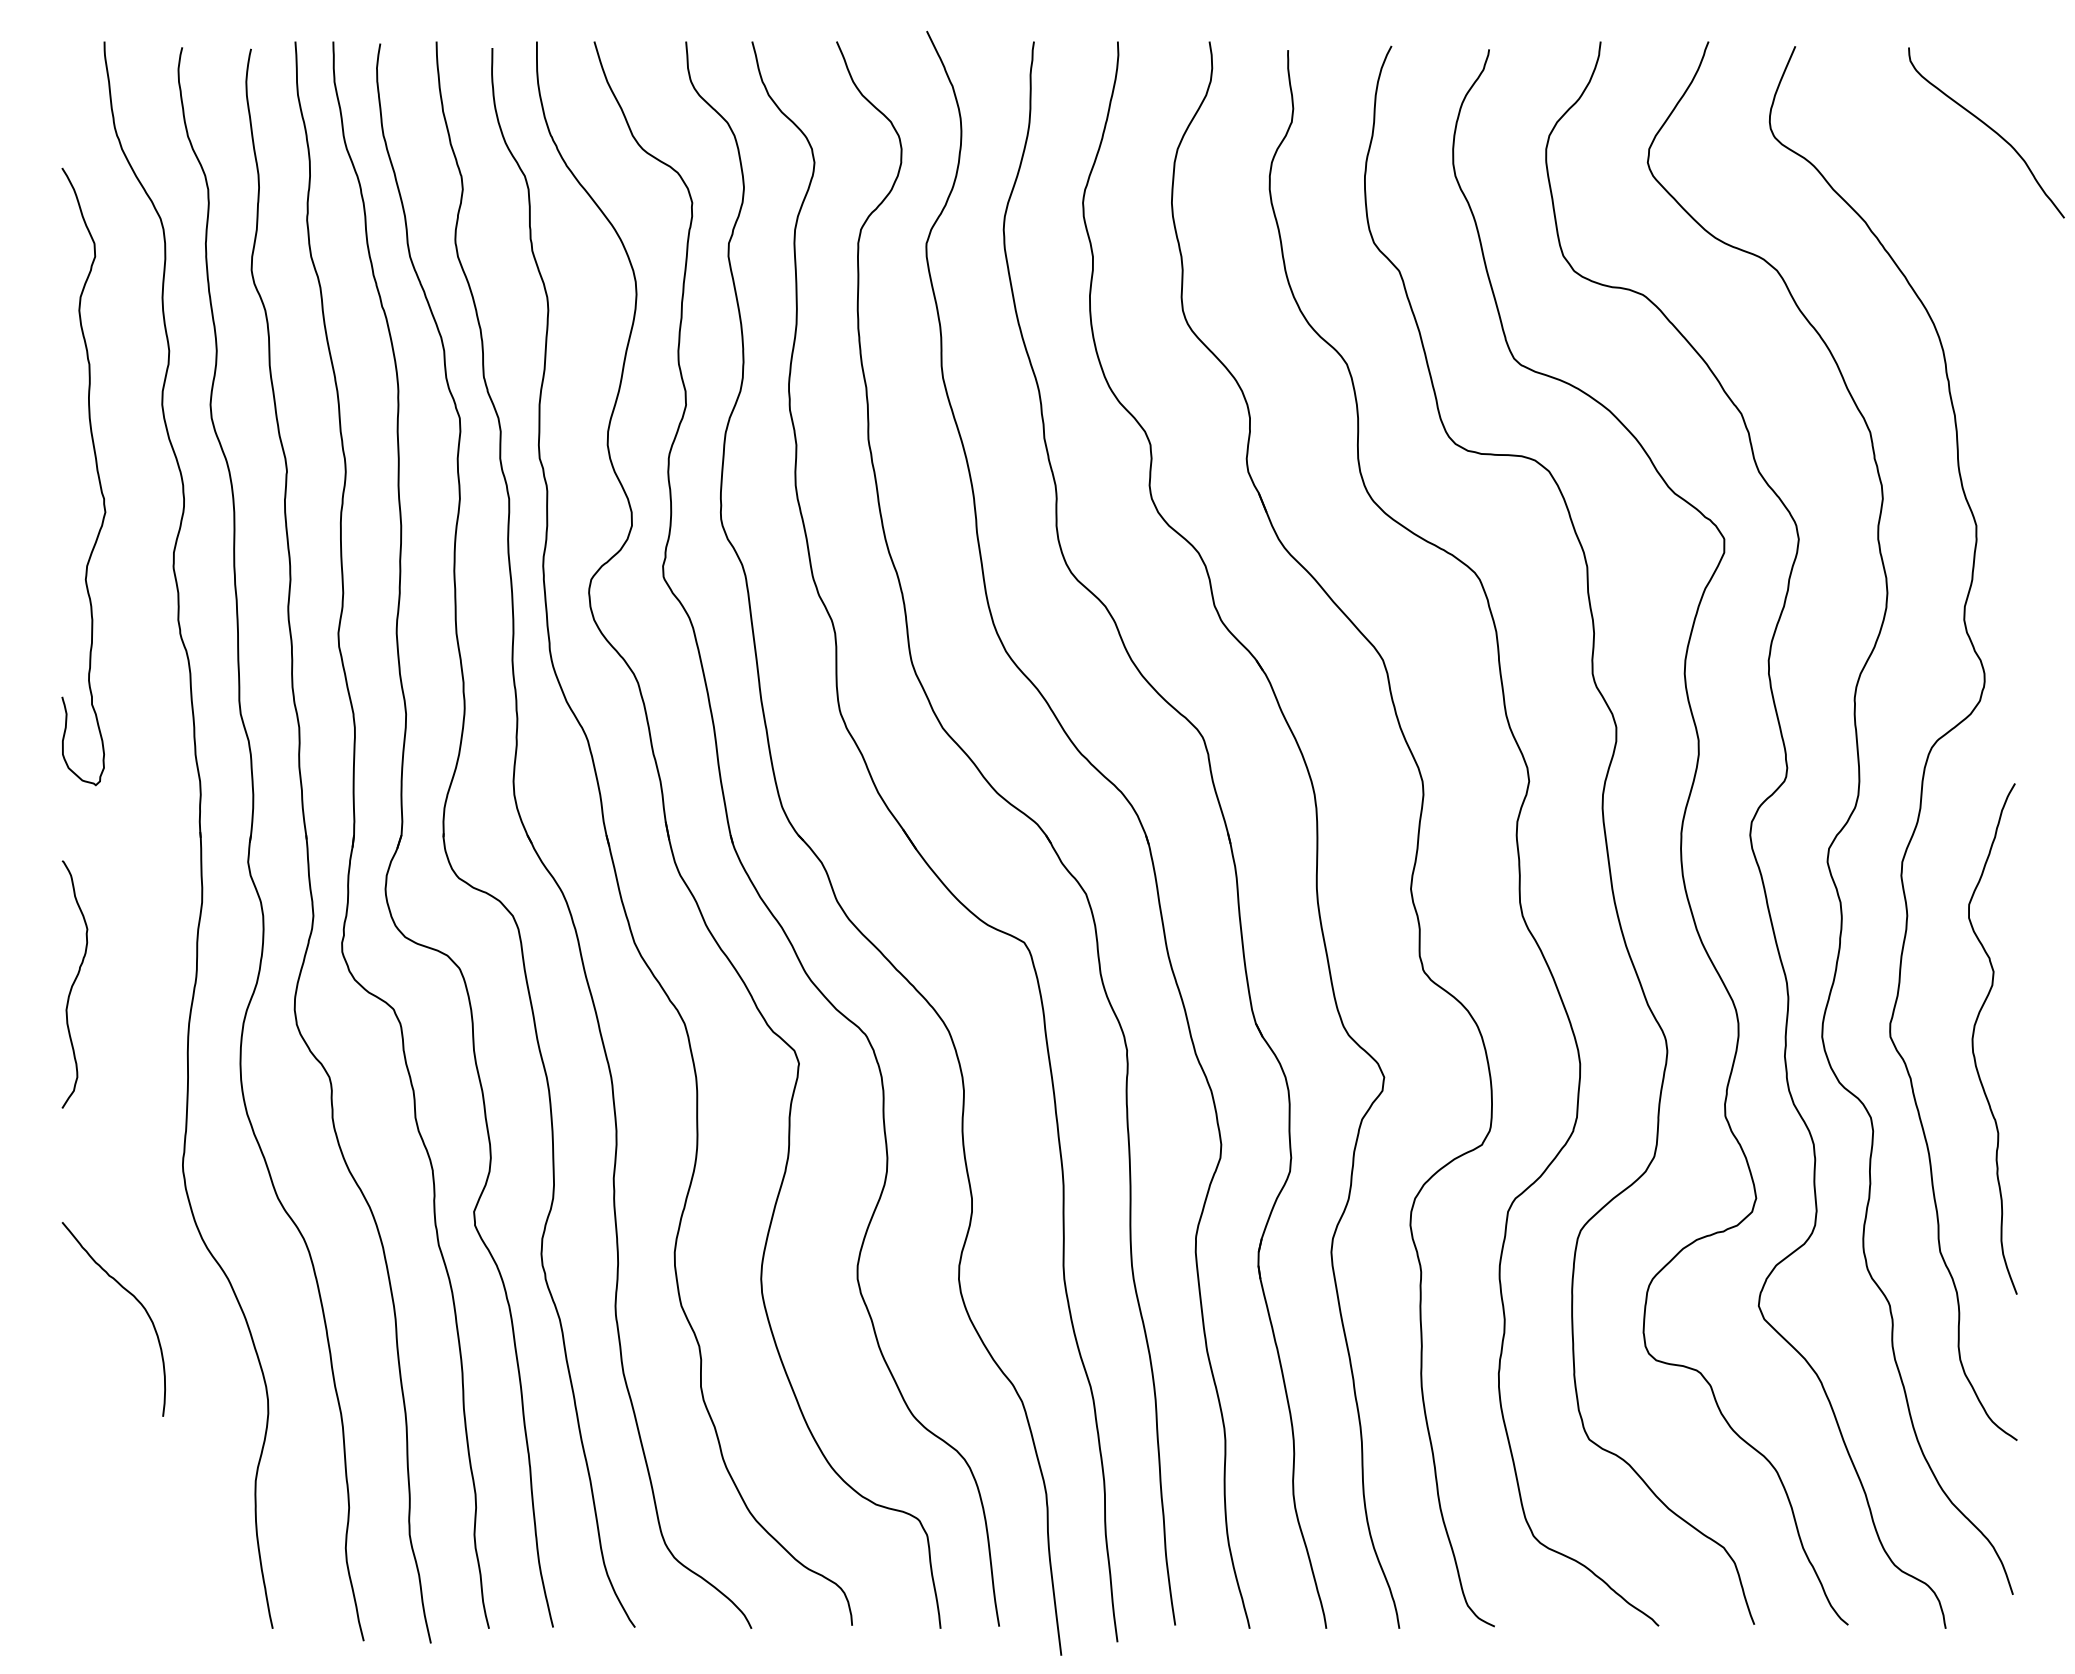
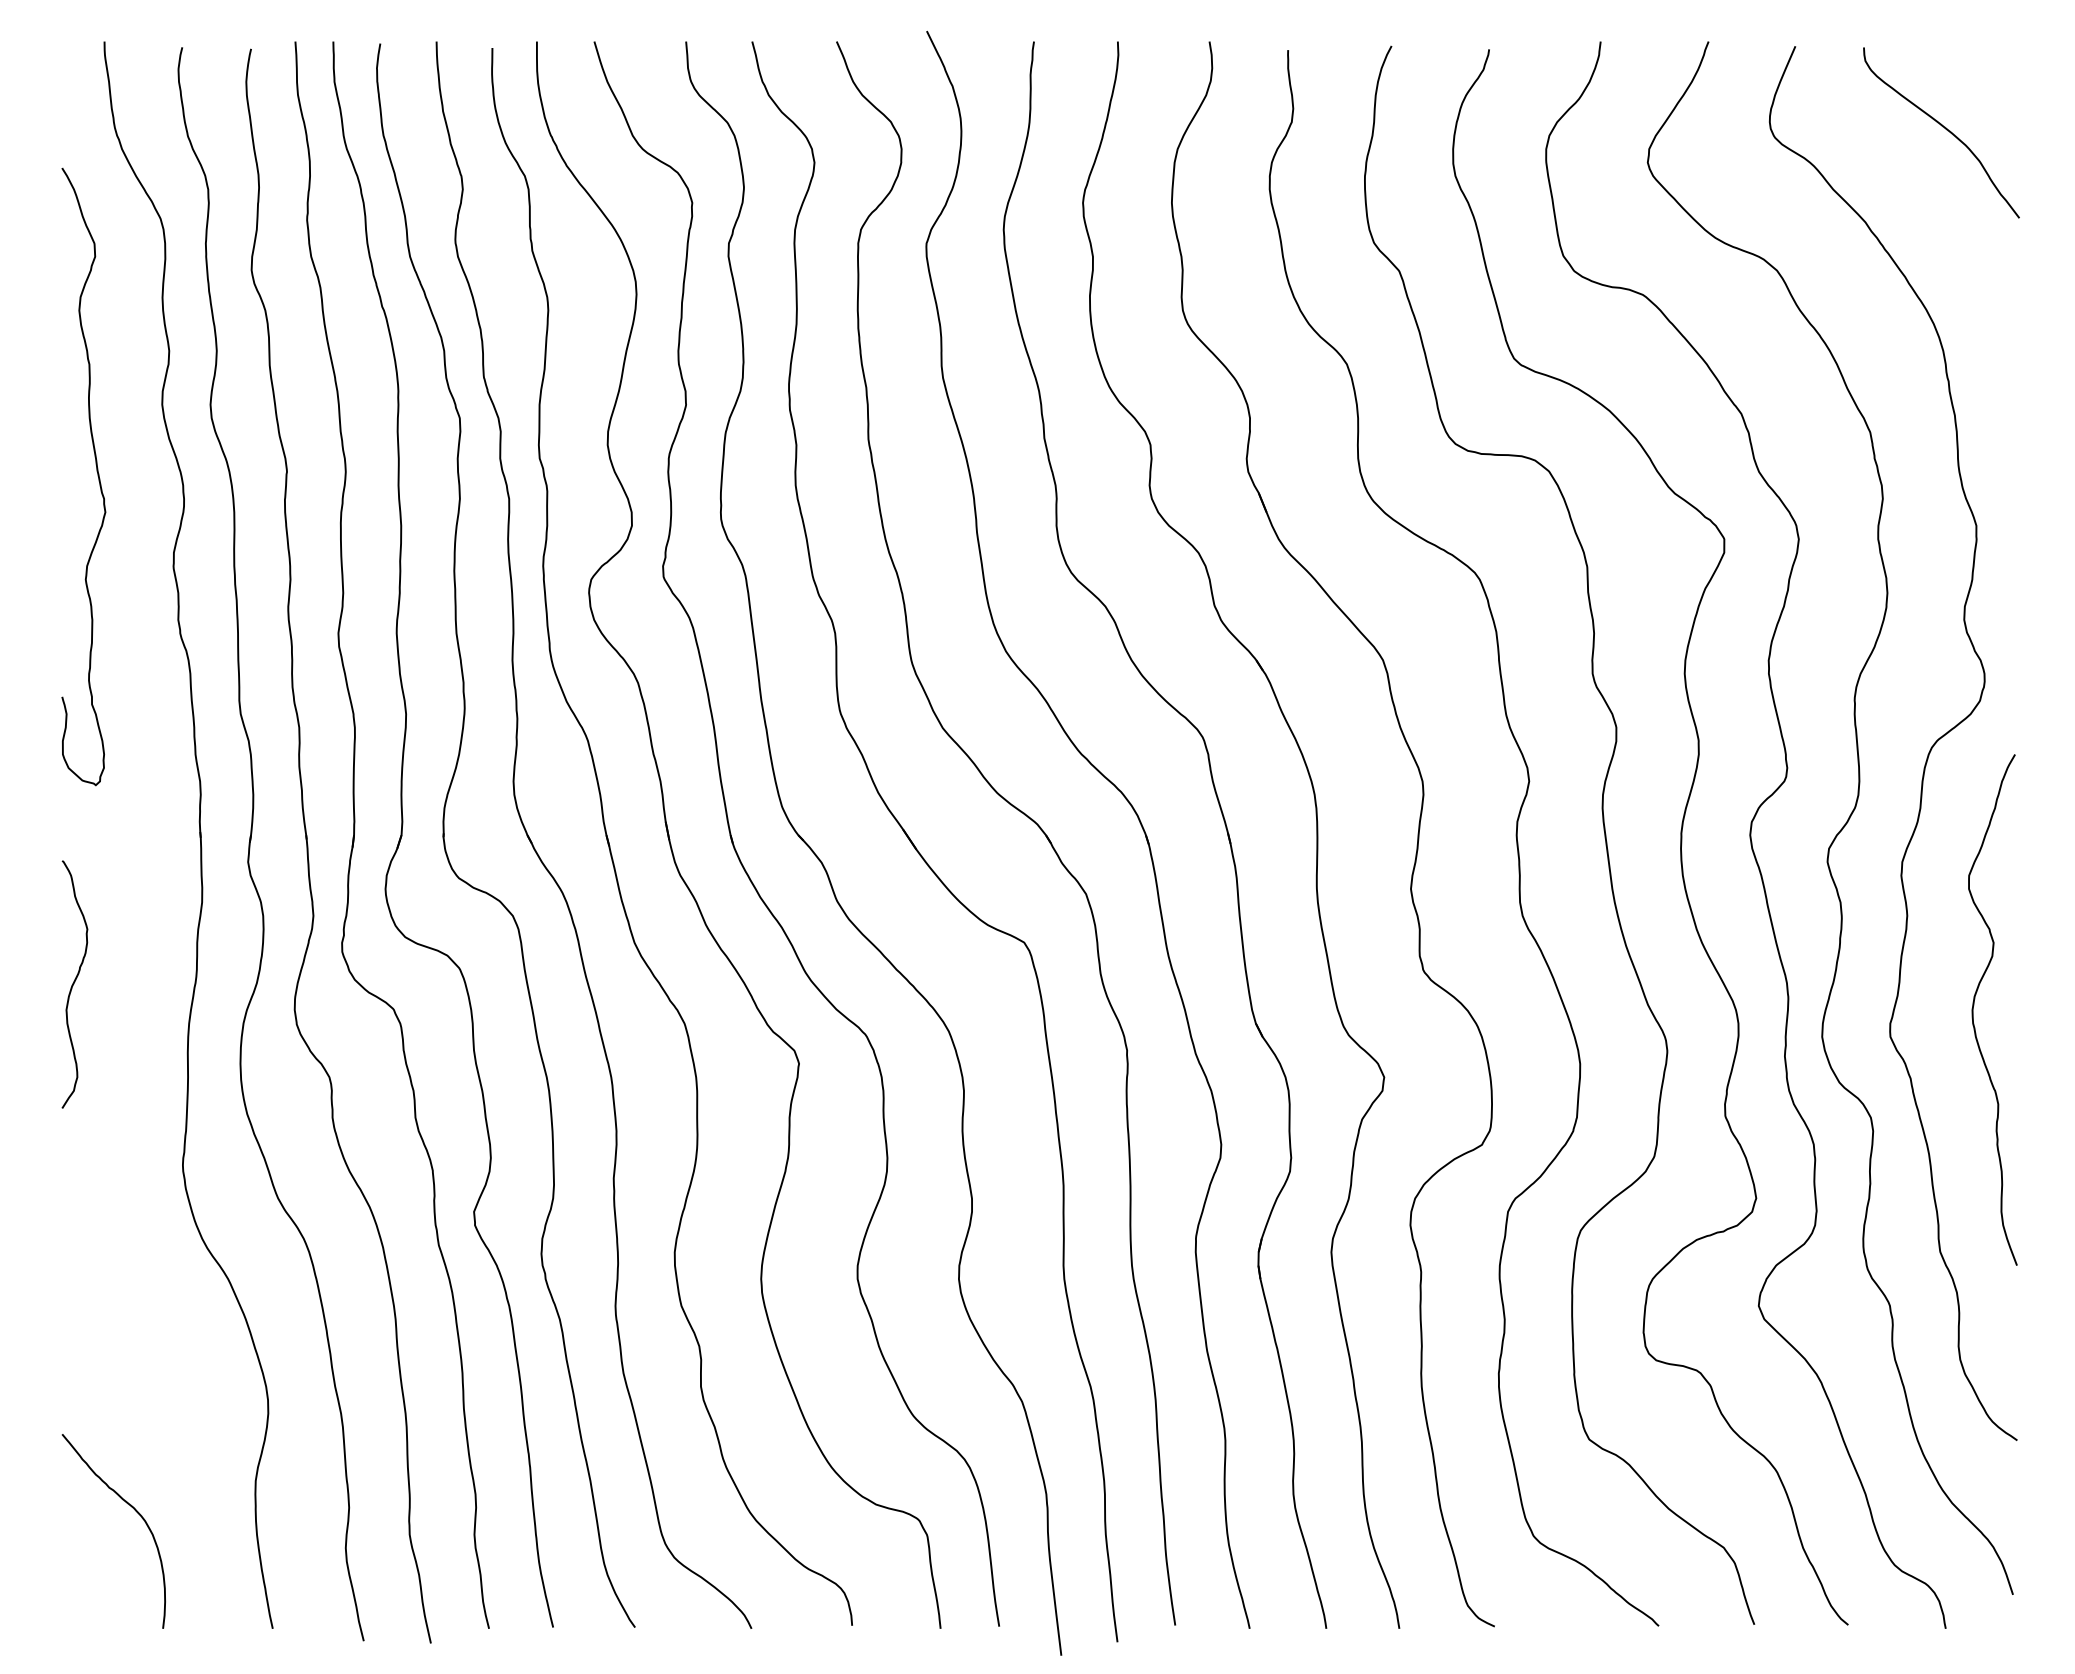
curve position: (1989, 128) -> (1944, 128) (1944, 128)
curve position: (1974, 1034) -> (1974, 1005) (1974, 1005)
curve position: (134, 1298) -> (134, 1510) (134, 1510)
